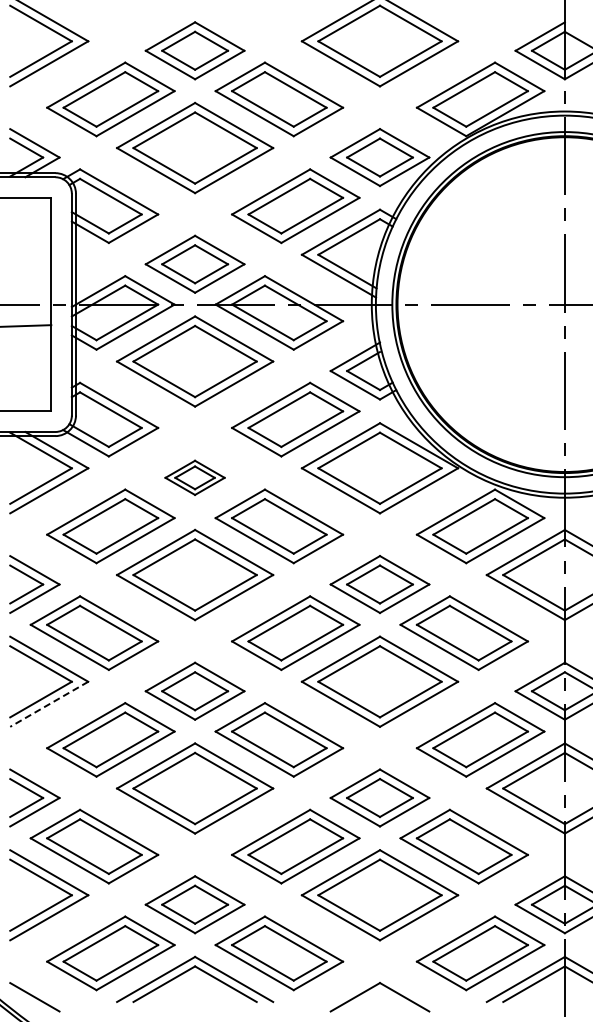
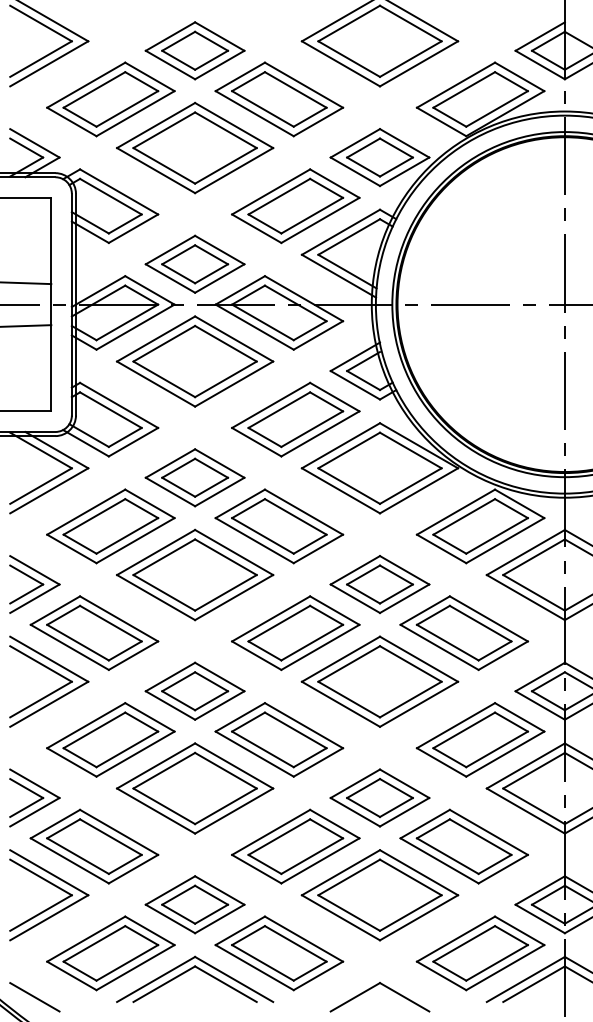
line: none -> present (26, 283)
part size: 62x37 px -> 102x60 px (194, 477)
line: dashed -> solid (48, 704)
